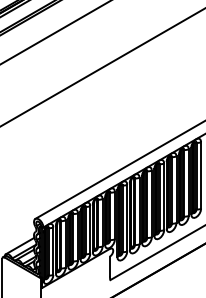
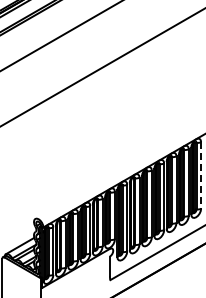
line position: (55, 32) -> (61, 36) (61, 36)
line: present -> none (118, 170)
line: solid -> dashed (201, 175)
